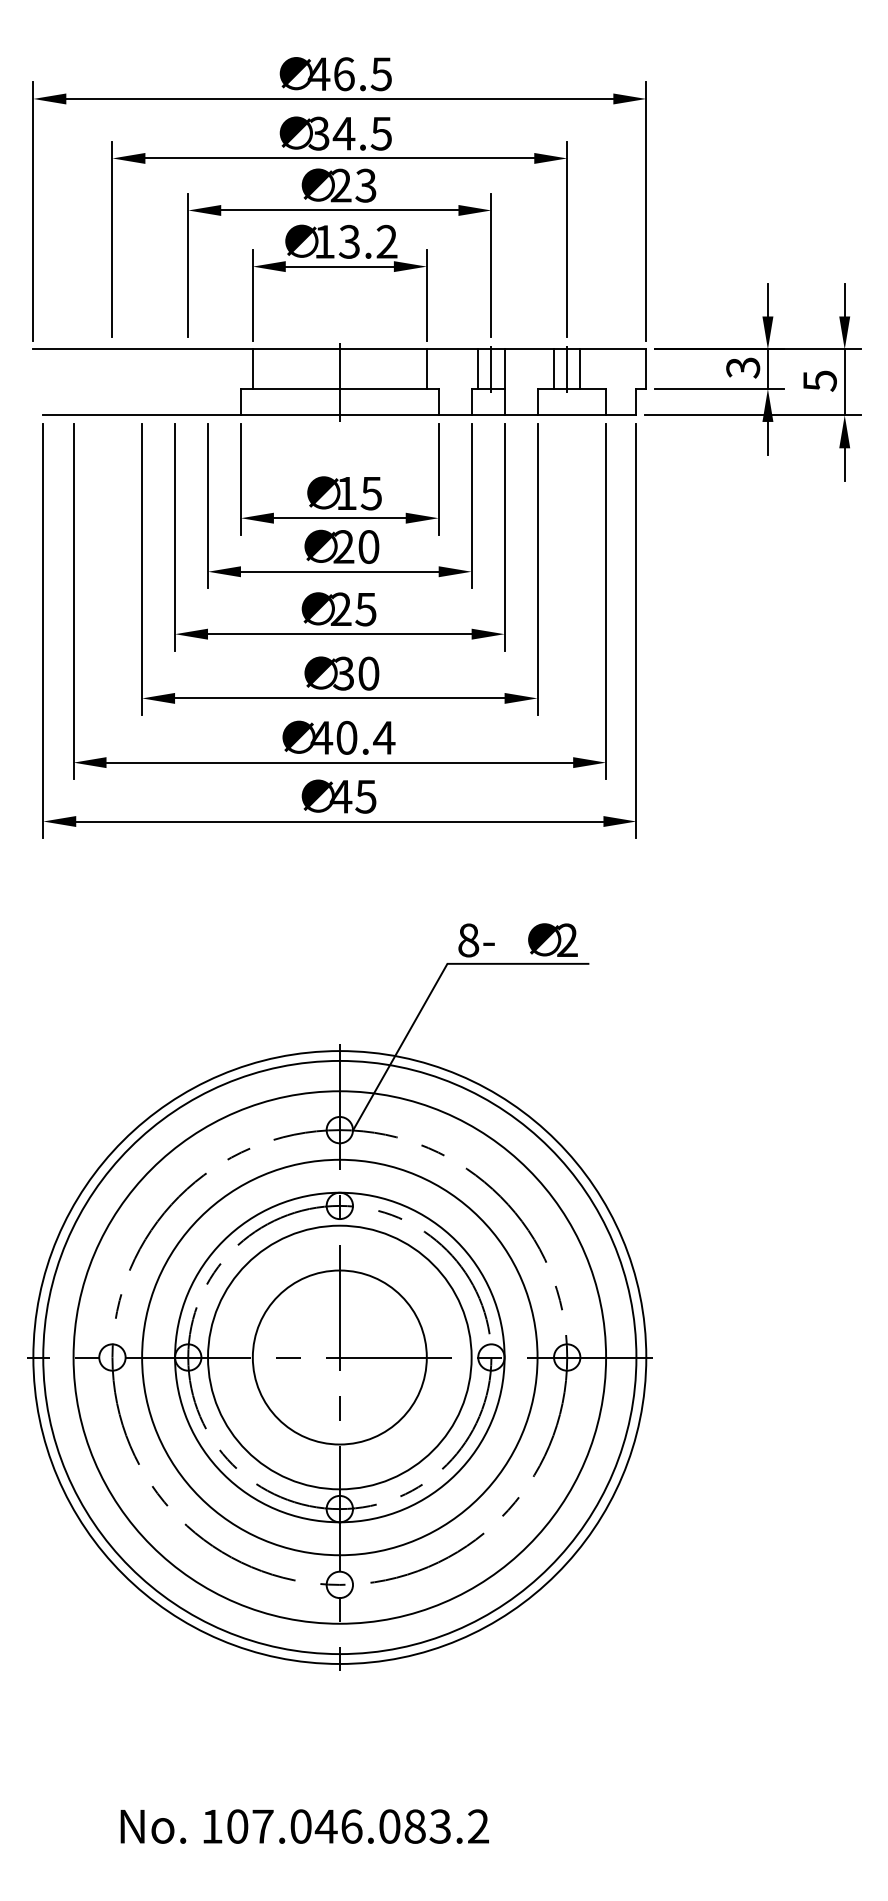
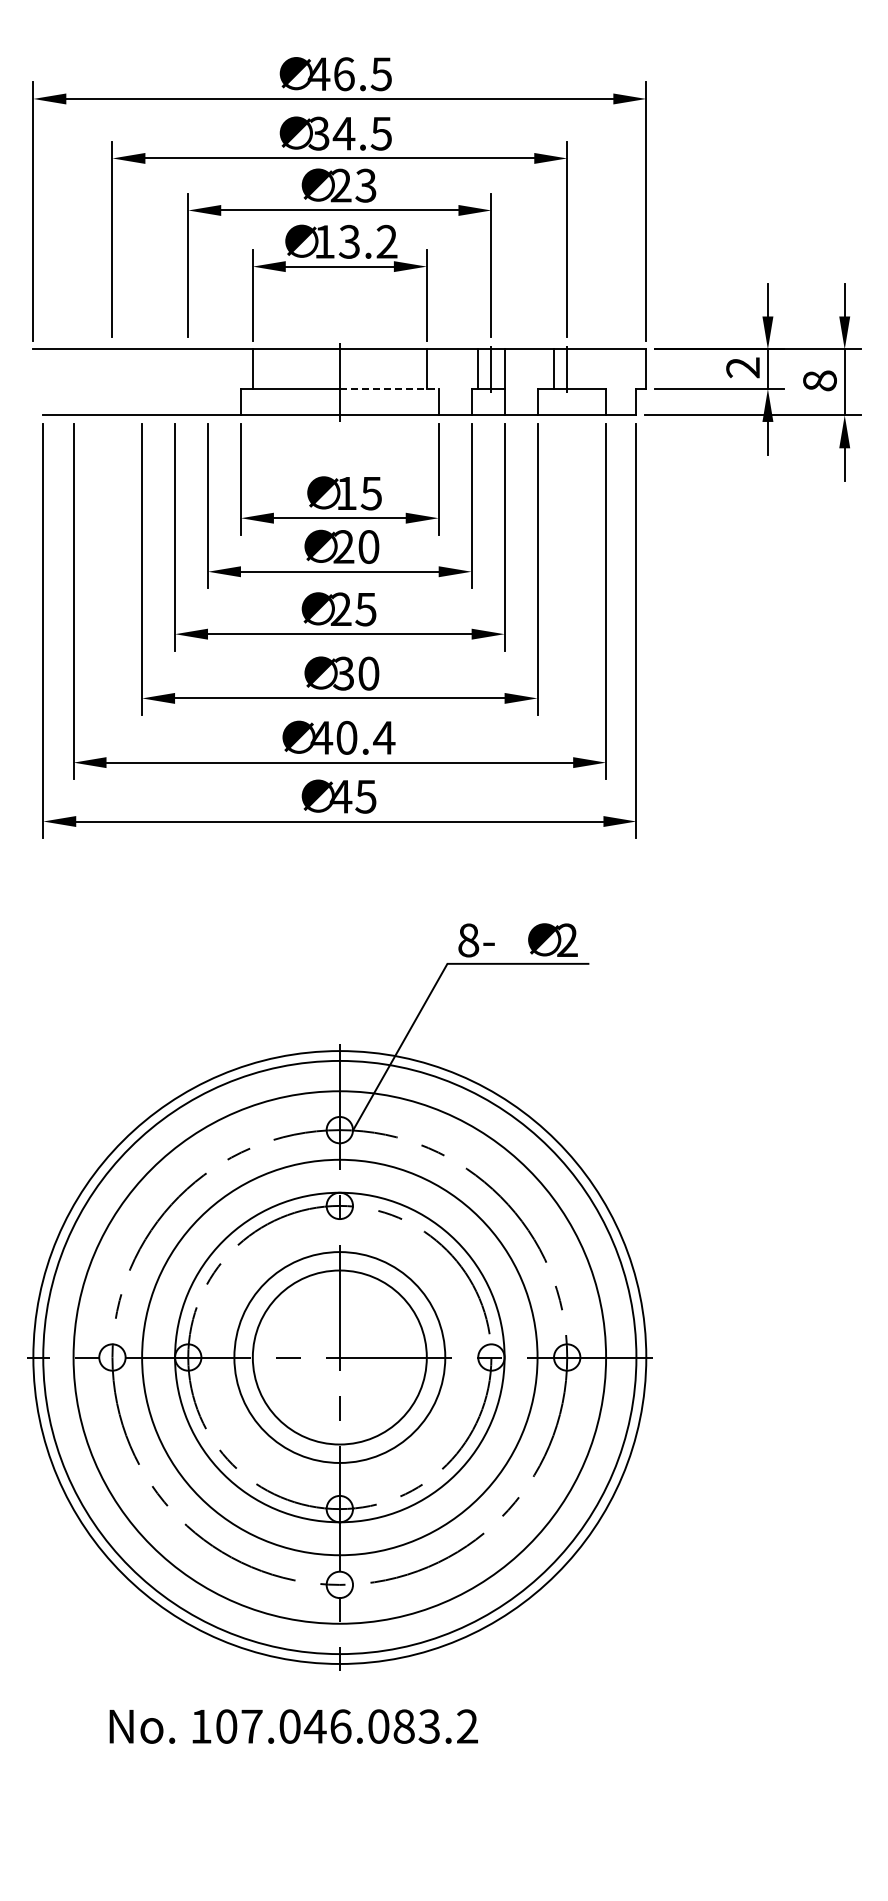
text: 3 -> 2 (743, 367)
line: present -> none (580, 369)
text: 5 -> 8 (819, 380)
line: solid -> dashed (389, 389)
circle diameter: 264 px -> 211 px (339, 1357)
text position: (304, 1826) -> (293, 1726) (293, 1726)
